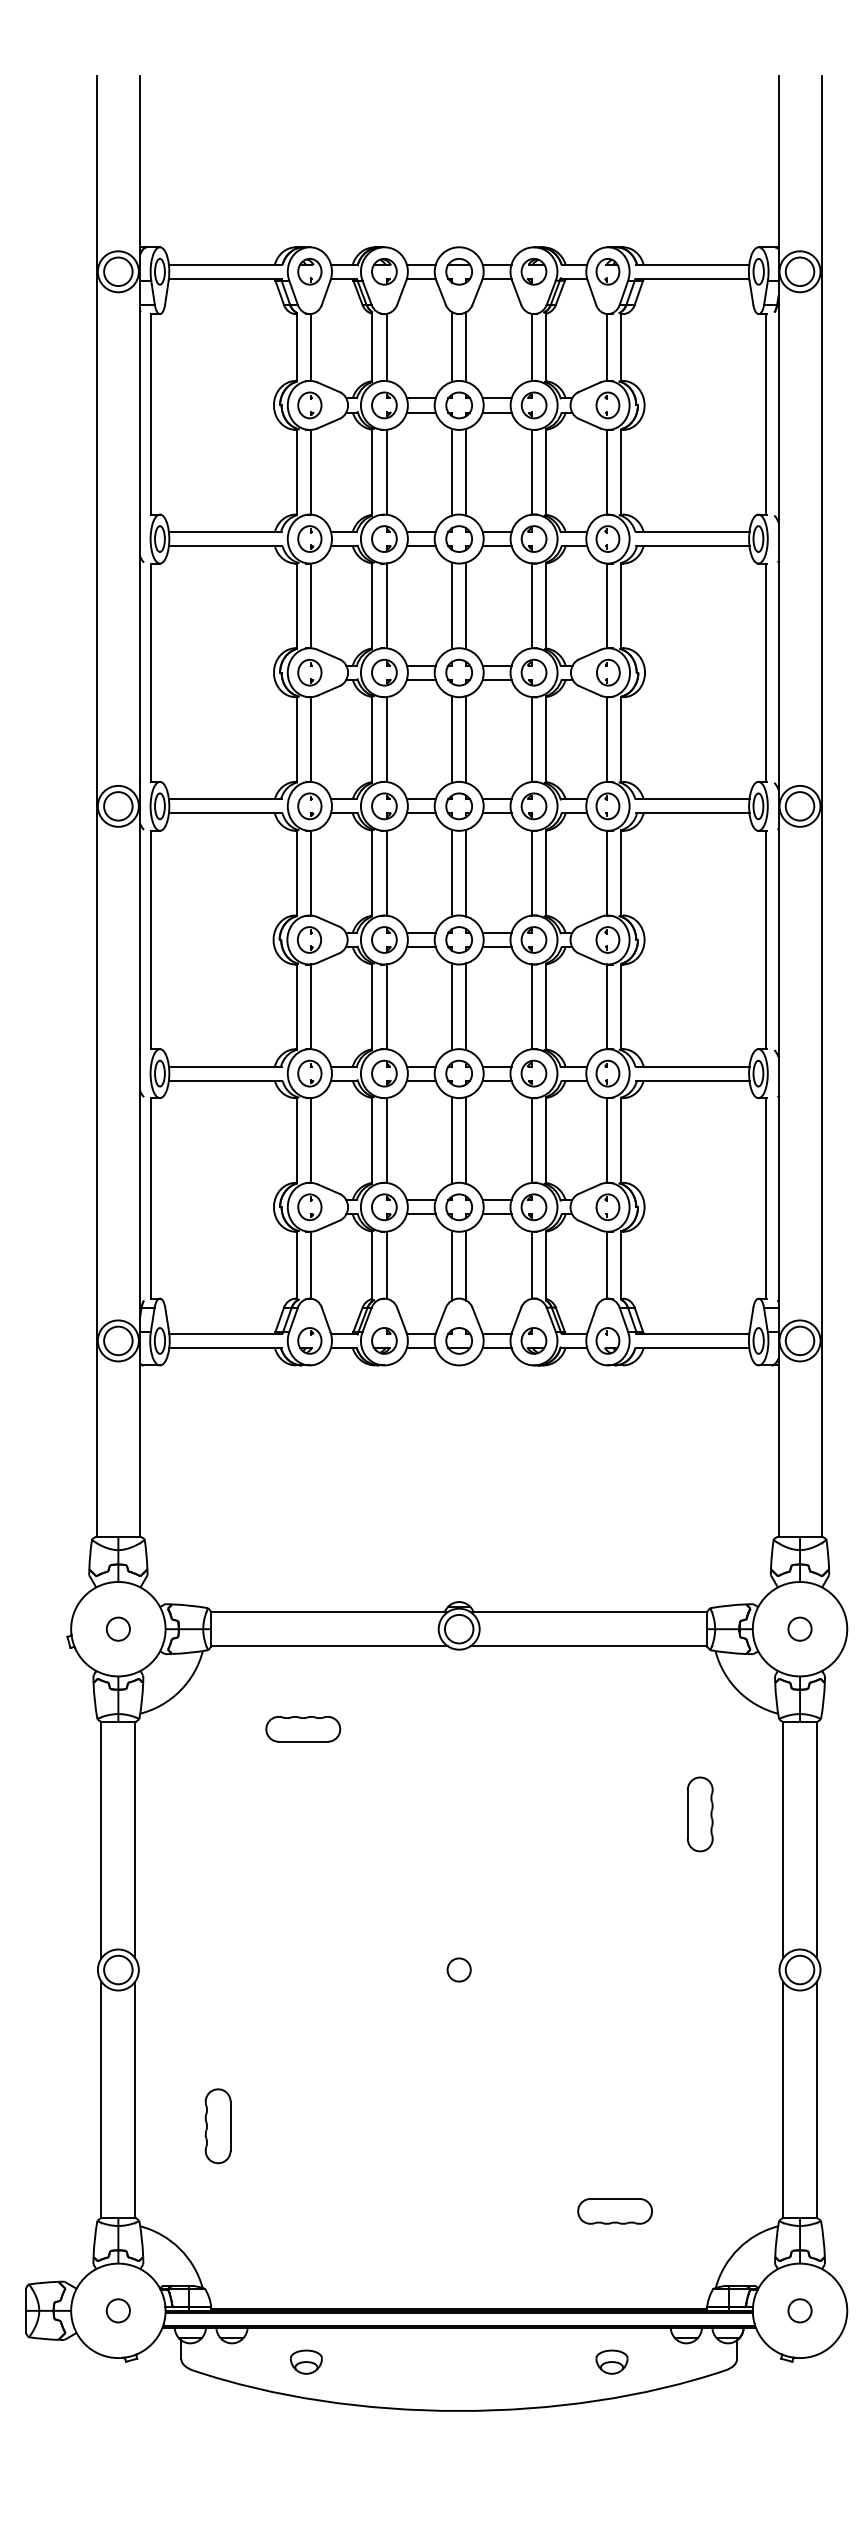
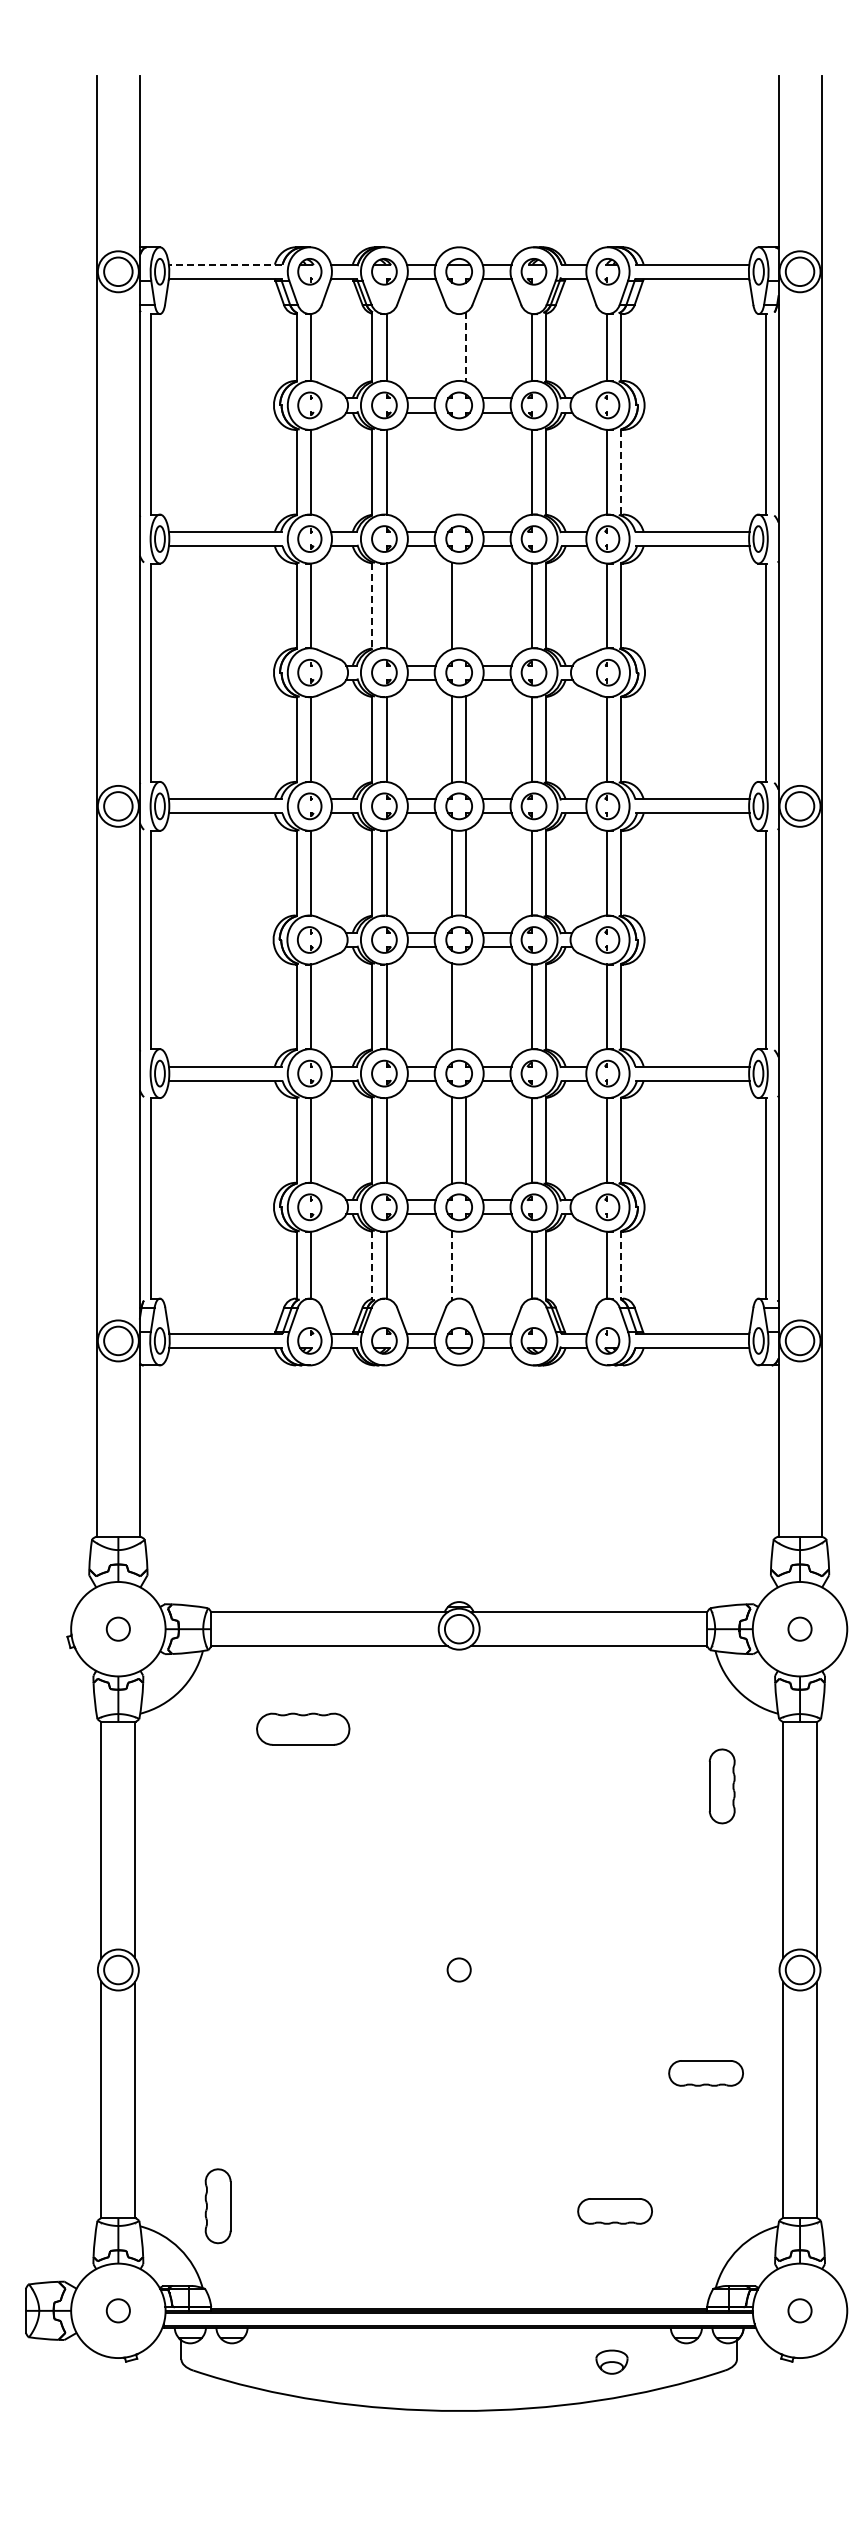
line: solid -> dashed (225, 264)
line: present -> none (452, 347)
line: solid -> dashed (466, 347)
line: present -> none (452, 471)
line: present -> none (466, 471)
line: solid -> dashed (621, 472)
line: present -> none (466, 605)
line: solid -> dashed (372, 606)
line: present -> none (466, 1006)
line: solid -> dashed (372, 1265)
line: solid -> dashed (452, 1265)
line: present -> none (466, 1265)
line: solid -> dashed (621, 1265)
part size: 77x27 px -> 95x34 px (303, 1728)
part position: (699, 1814) -> (721, 1786) (721, 1786)
part: none -> present (705, 2073)
part position: (217, 2126) -> (217, 2206) (217, 2206)
part: present -> none (306, 2361)
